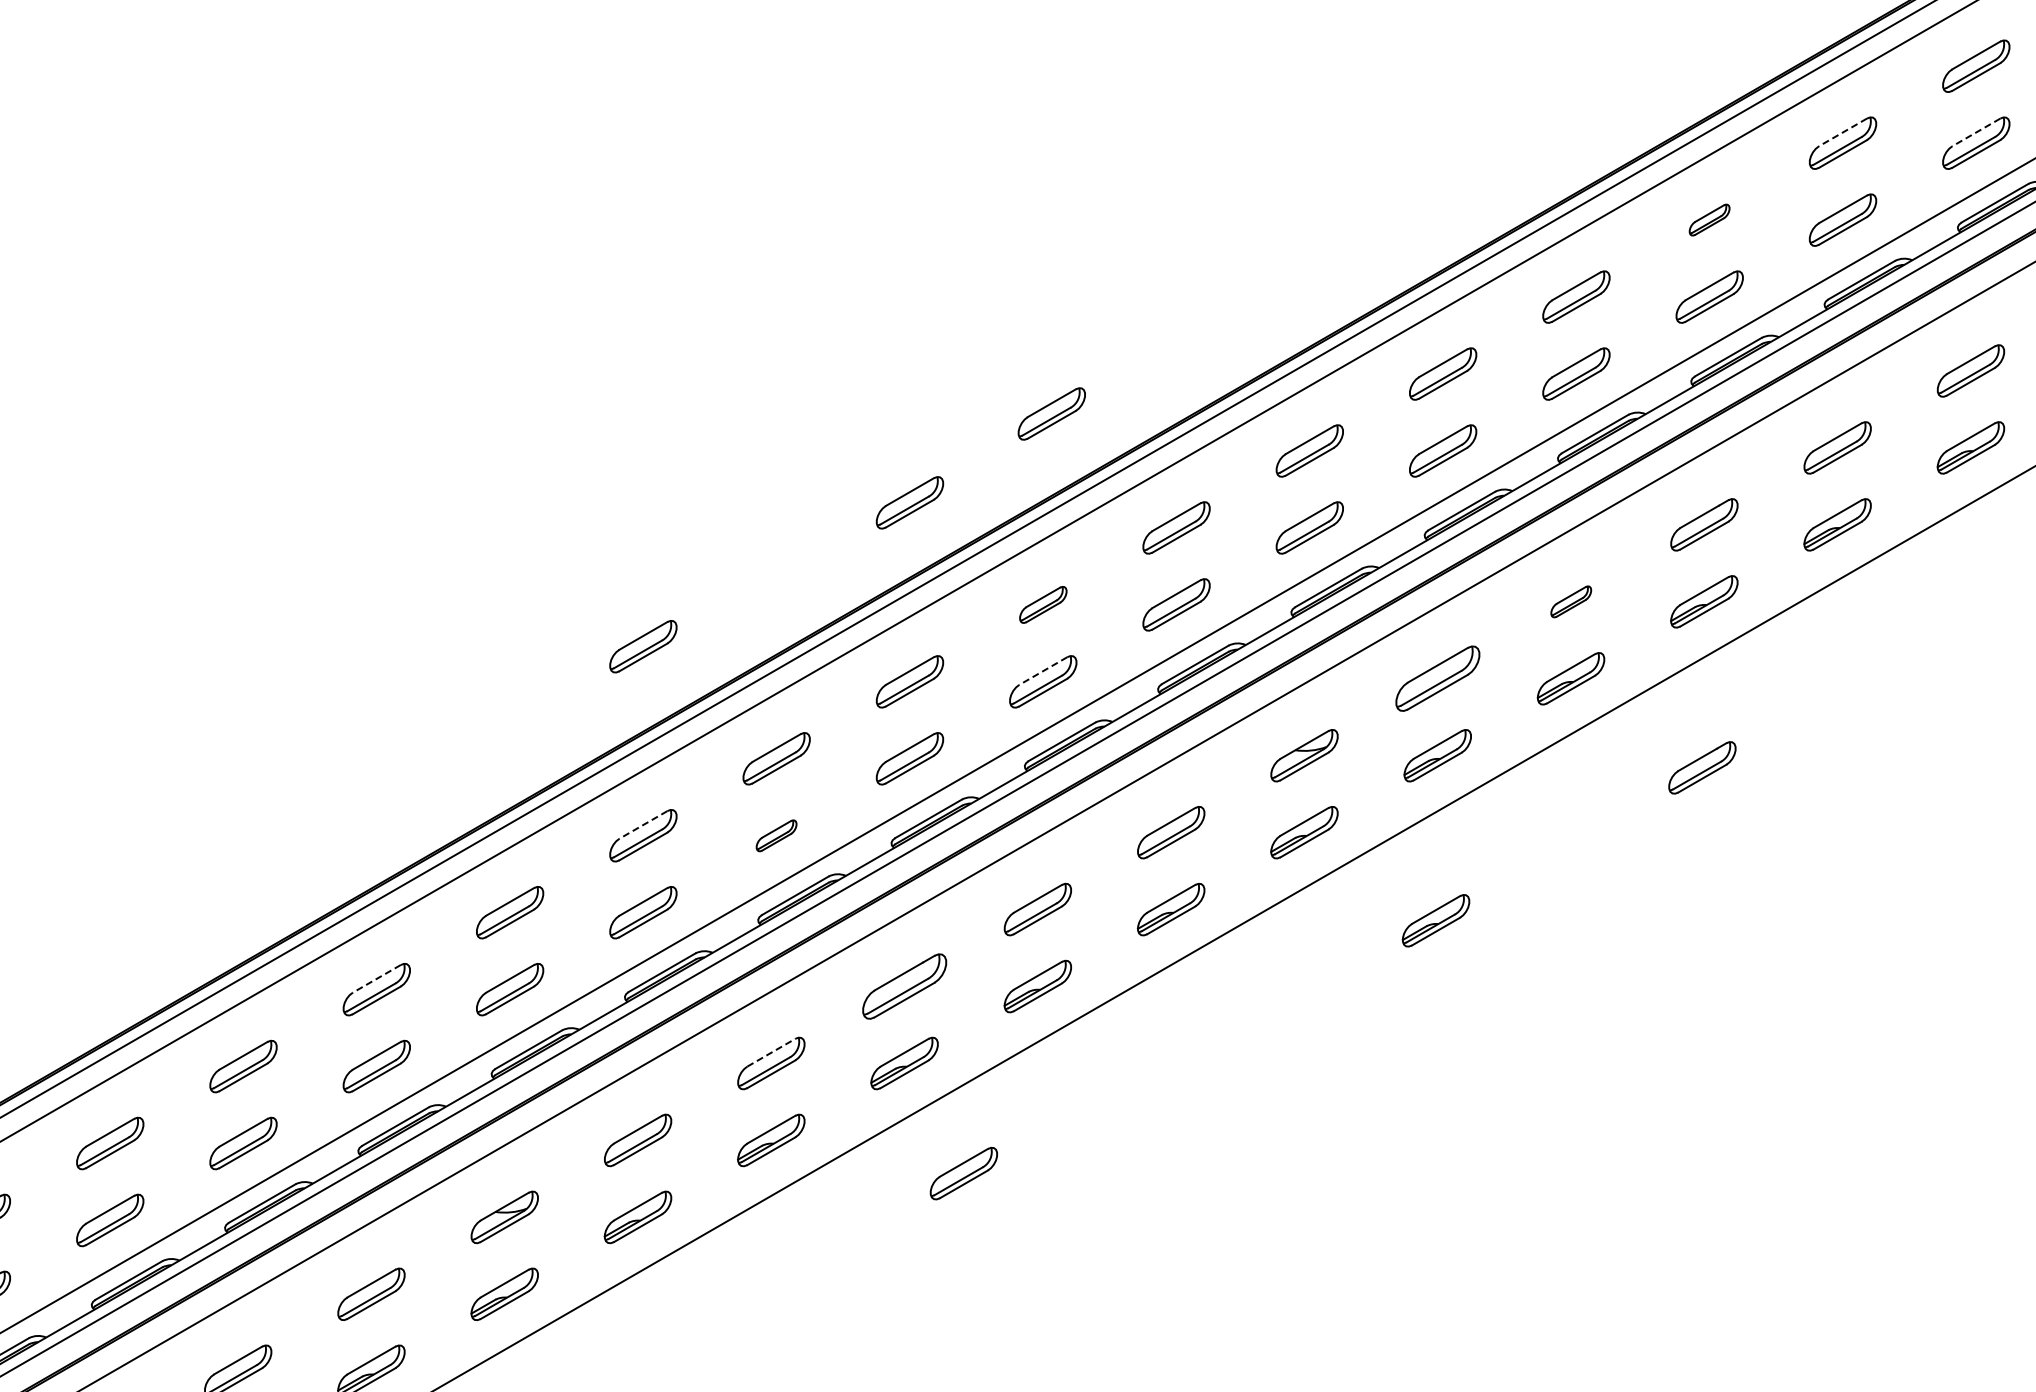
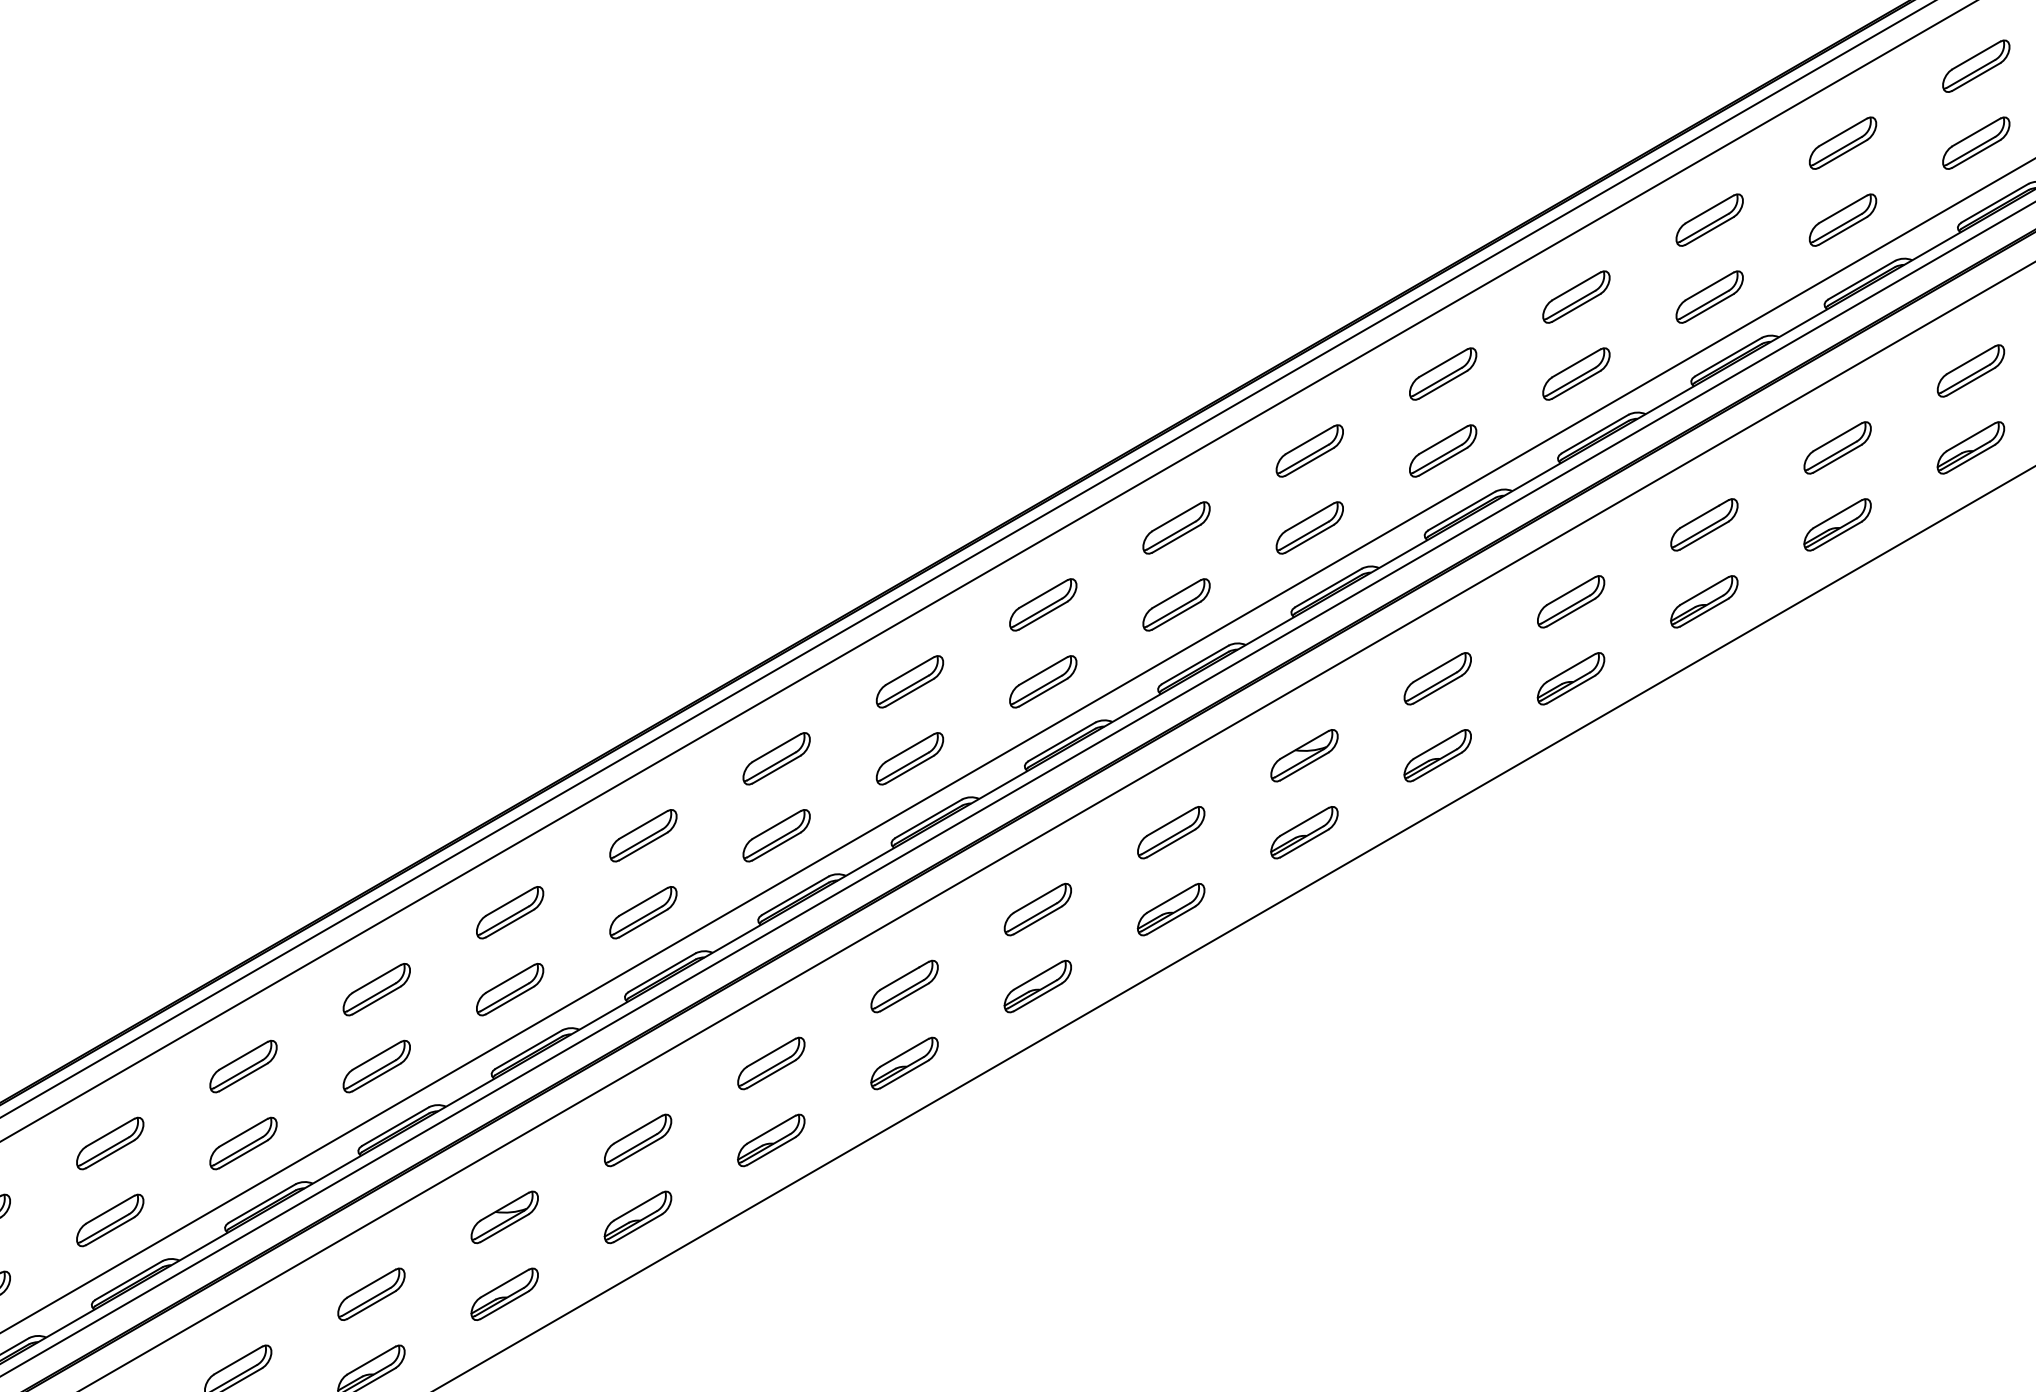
line: dashed -> solid (1843, 132)
line: dashed -> solid (1976, 132)
part size: 43x34 px -> 69x54 px (1709, 219)
part: present -> none (1051, 413)
part: present -> none (909, 502)
part size: 43x34 px -> 69x54 px (1571, 601)
part size: 49x38 px -> 69x54 px (1043, 604)
part: present -> none (643, 646)
line: dashed -> solid (1043, 671)
part size: 86x67 px -> 69x54 px (1437, 678)
part: present -> none (1702, 767)
line: dashed -> solid (643, 824)
part size: 43x34 px -> 69x54 px (776, 835)
part: present -> none (1435, 920)
line: dashed -> solid (376, 978)
part size: 86x67 px -> 69x55 px (904, 986)
line: dashed -> solid (771, 1052)
part: present -> none (963, 1173)
